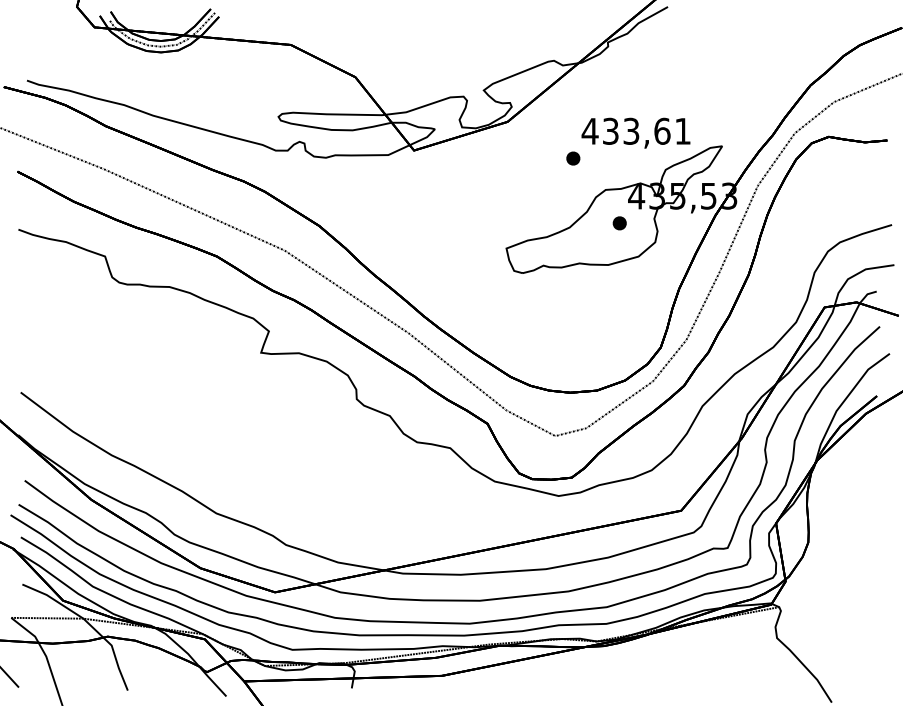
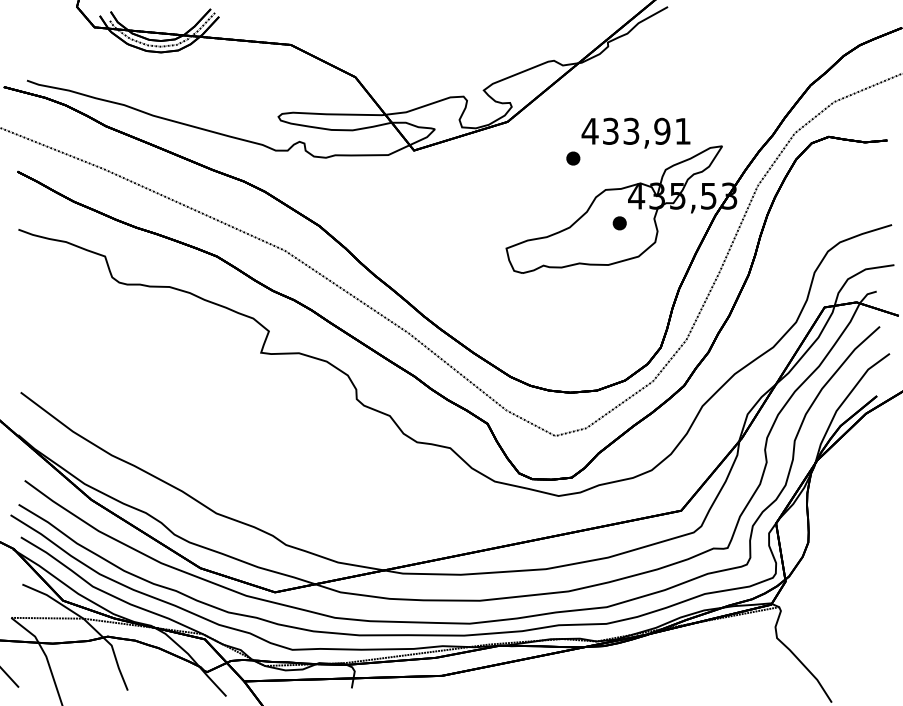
text: 433,61 -> 433,91 (662, 130)
